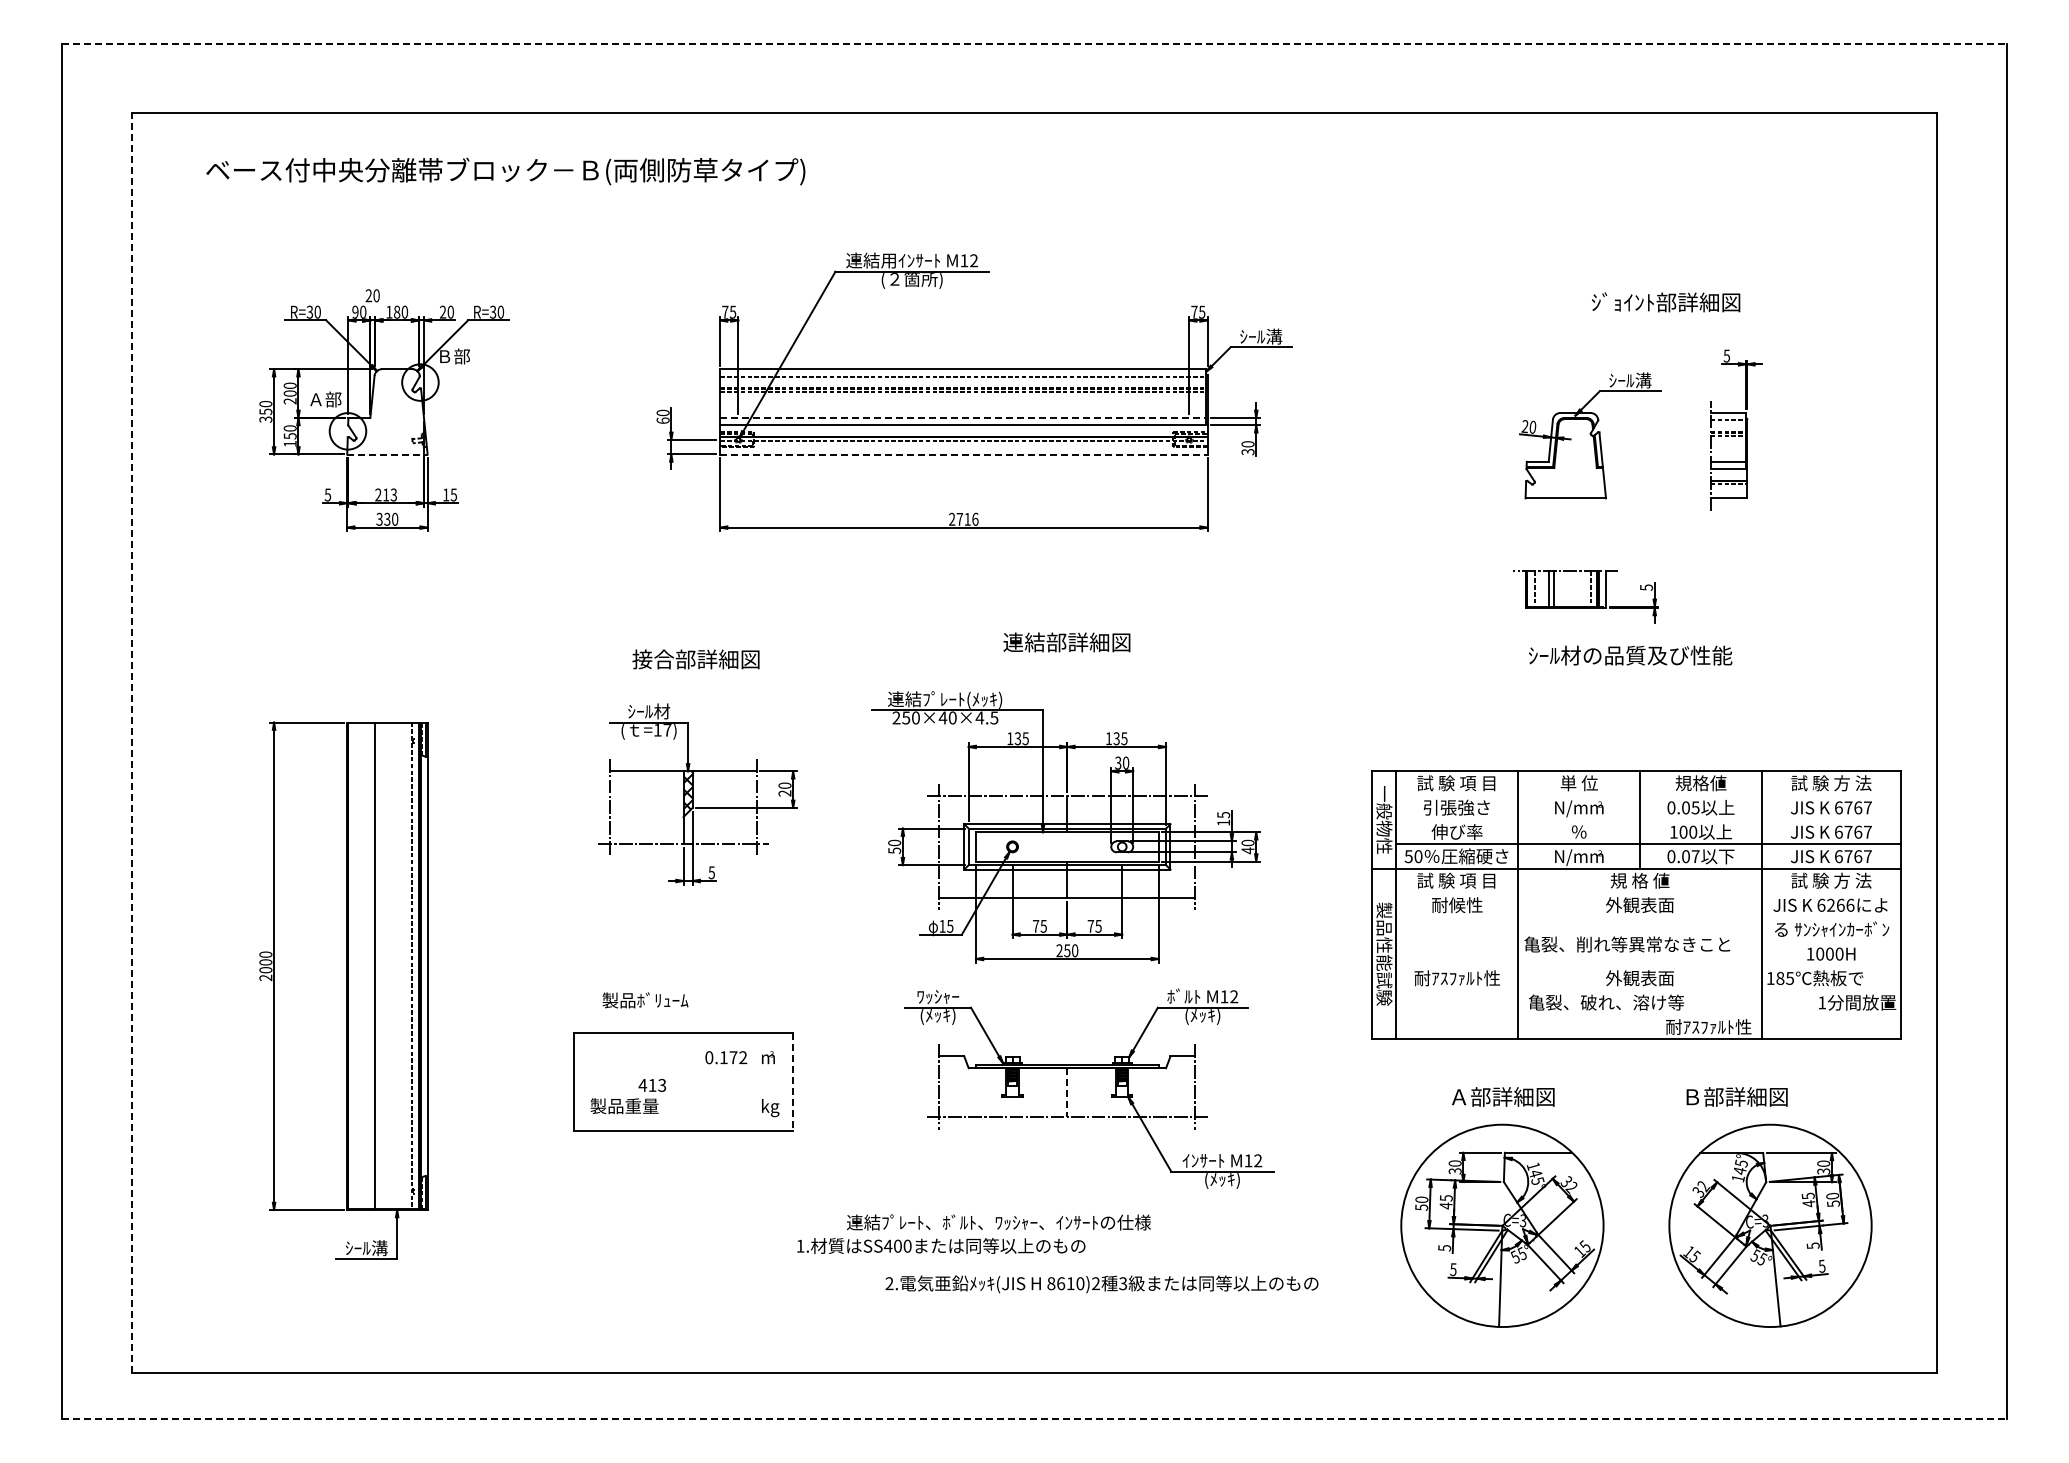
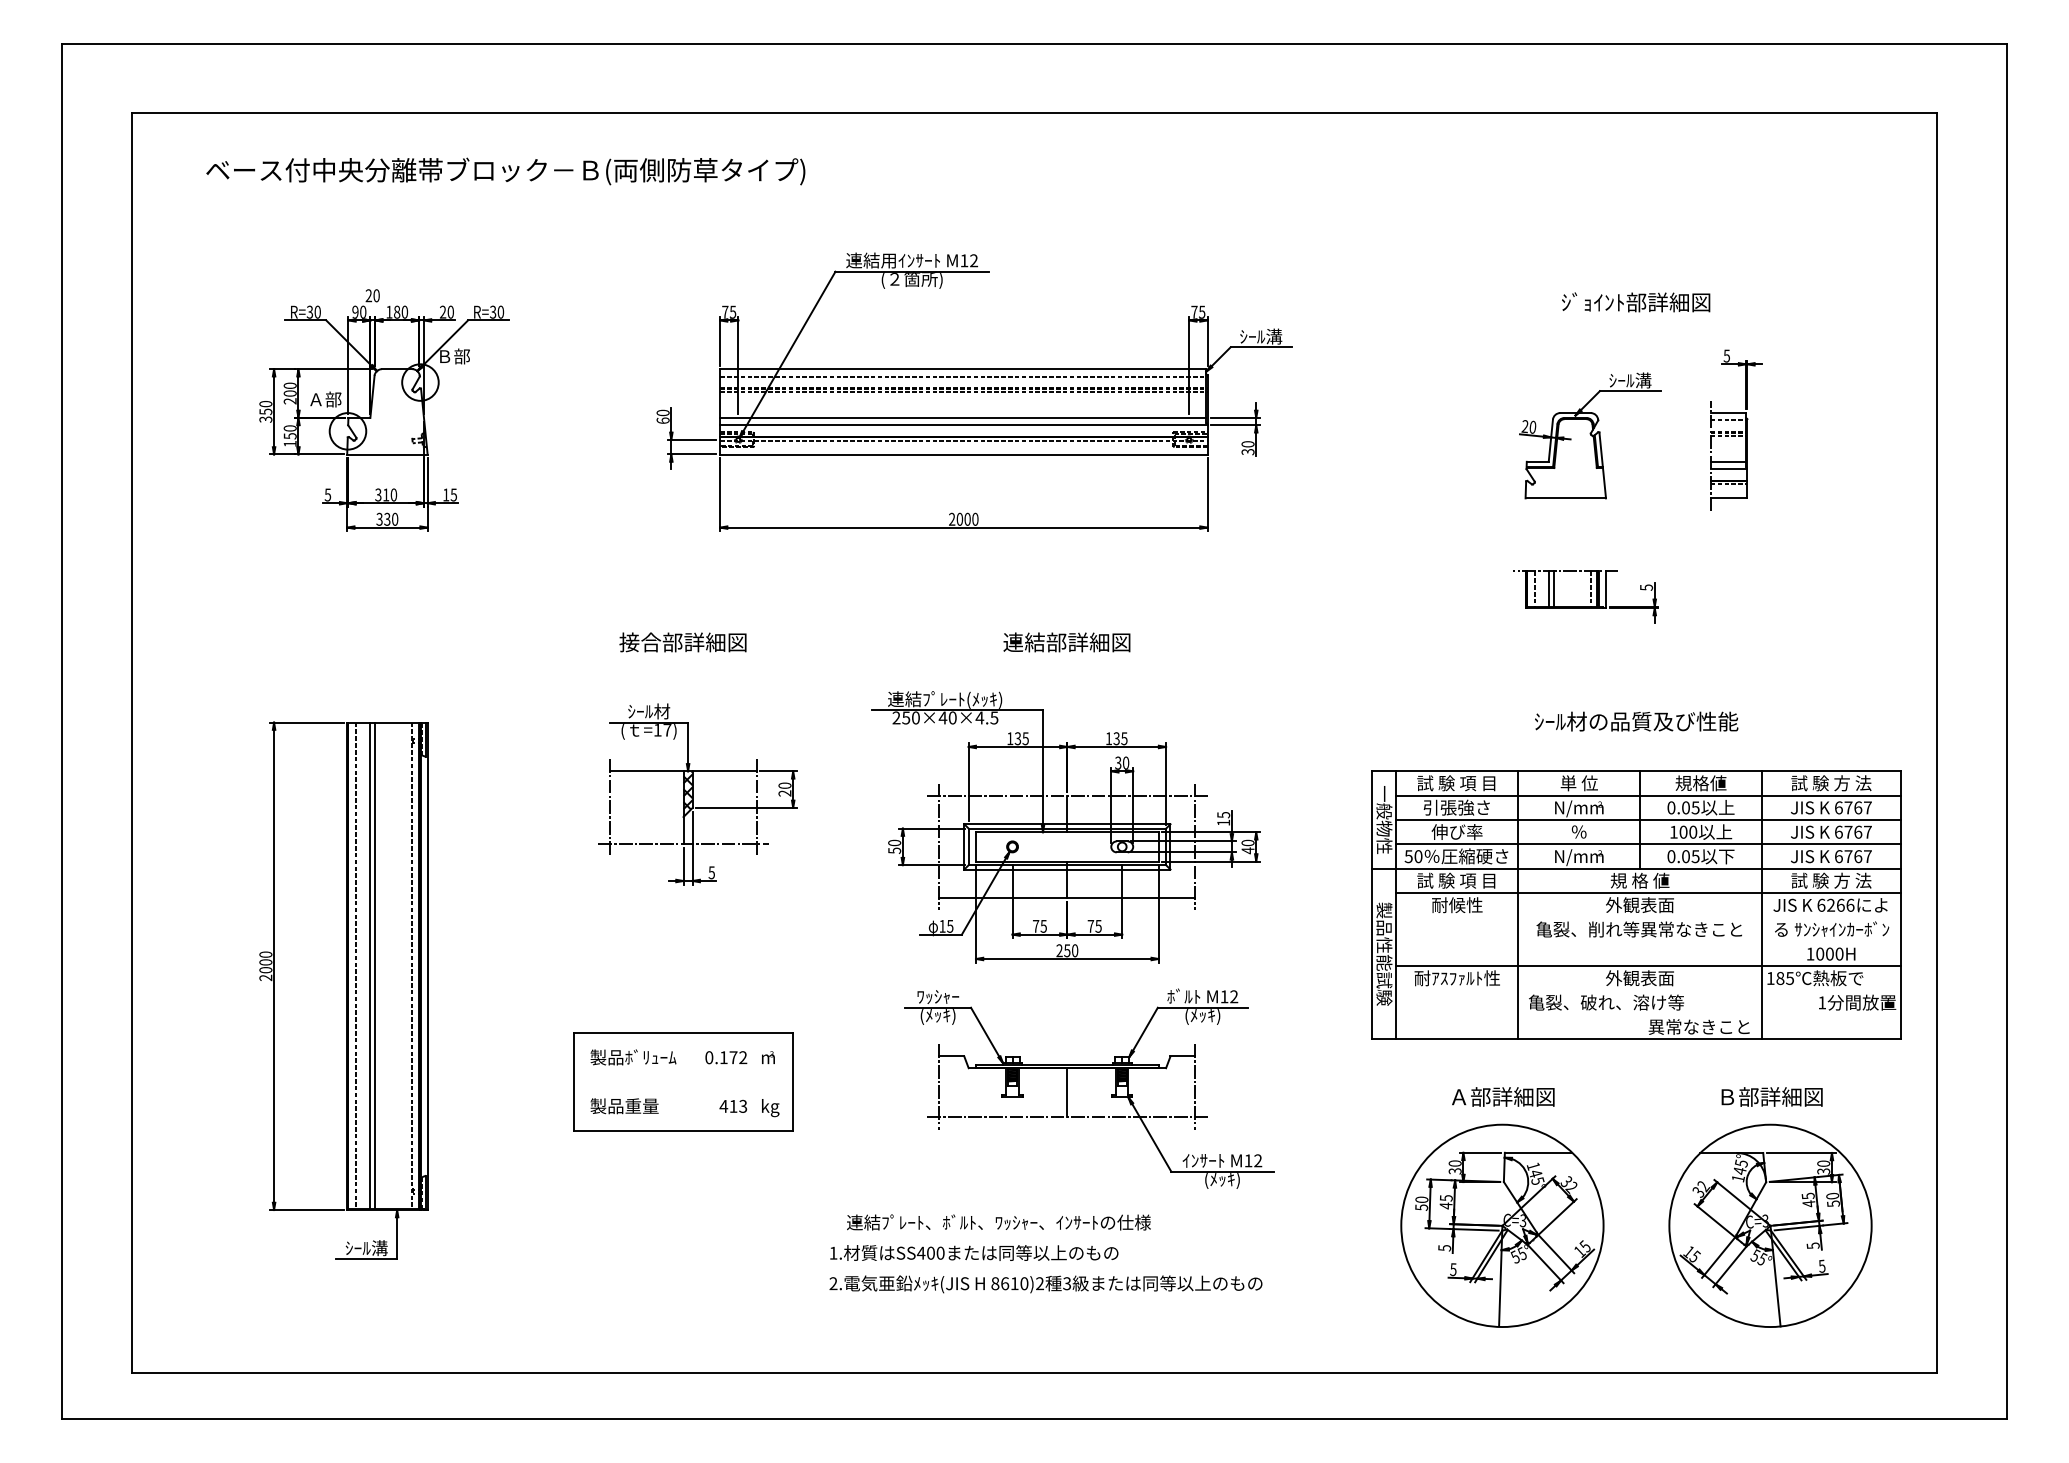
line: dashed -> solid (1035, 43)
text position: (1666, 302) -> (1636, 302) (1636, 302)
line: dashed -> solid (963, 417)
line: dashed -> solid (387, 454)
line: dashed -> solid (963, 454)
text: 213 -> 310 (386, 494)
text: 2716 -> 2000 (967, 518)
text position: (1630, 655) -> (1636, 721) (1636, 721)
text position: (695, 659) -> (682, 642) (682, 642)
line: dashed -> solid (131, 743)
line: none -> present (1648, 795)
line: none -> present (1648, 820)
text: 0.07 -> 0.05 (1695, 856)
line: none -> present (1648, 893)
text position: (1626, 944) -> (1638, 929) (1638, 929)
line: none -> present (370, 965)
line: none -> present (356, 966)
line: none -> present (1648, 966)
text position: (645, 1000) -> (633, 1057) (633, 1057)
text: 耐ｱｽﾌｧﾙﾄ性 -> 異常なきこと (1699, 1026)
line: dashed -> solid (793, 1082)
text position: (652, 1084) -> (733, 1105) (733, 1105)
line: dashed -> solid (1067, 1092)
text position: (1736, 1096) -> (1771, 1096) (1771, 1096)
text position: (941, 1245) -> (974, 1252) (974, 1252)
text position: (1101, 1284) -> (1045, 1284) (1045, 1284)
line: dashed -> solid (1035, 1419)
